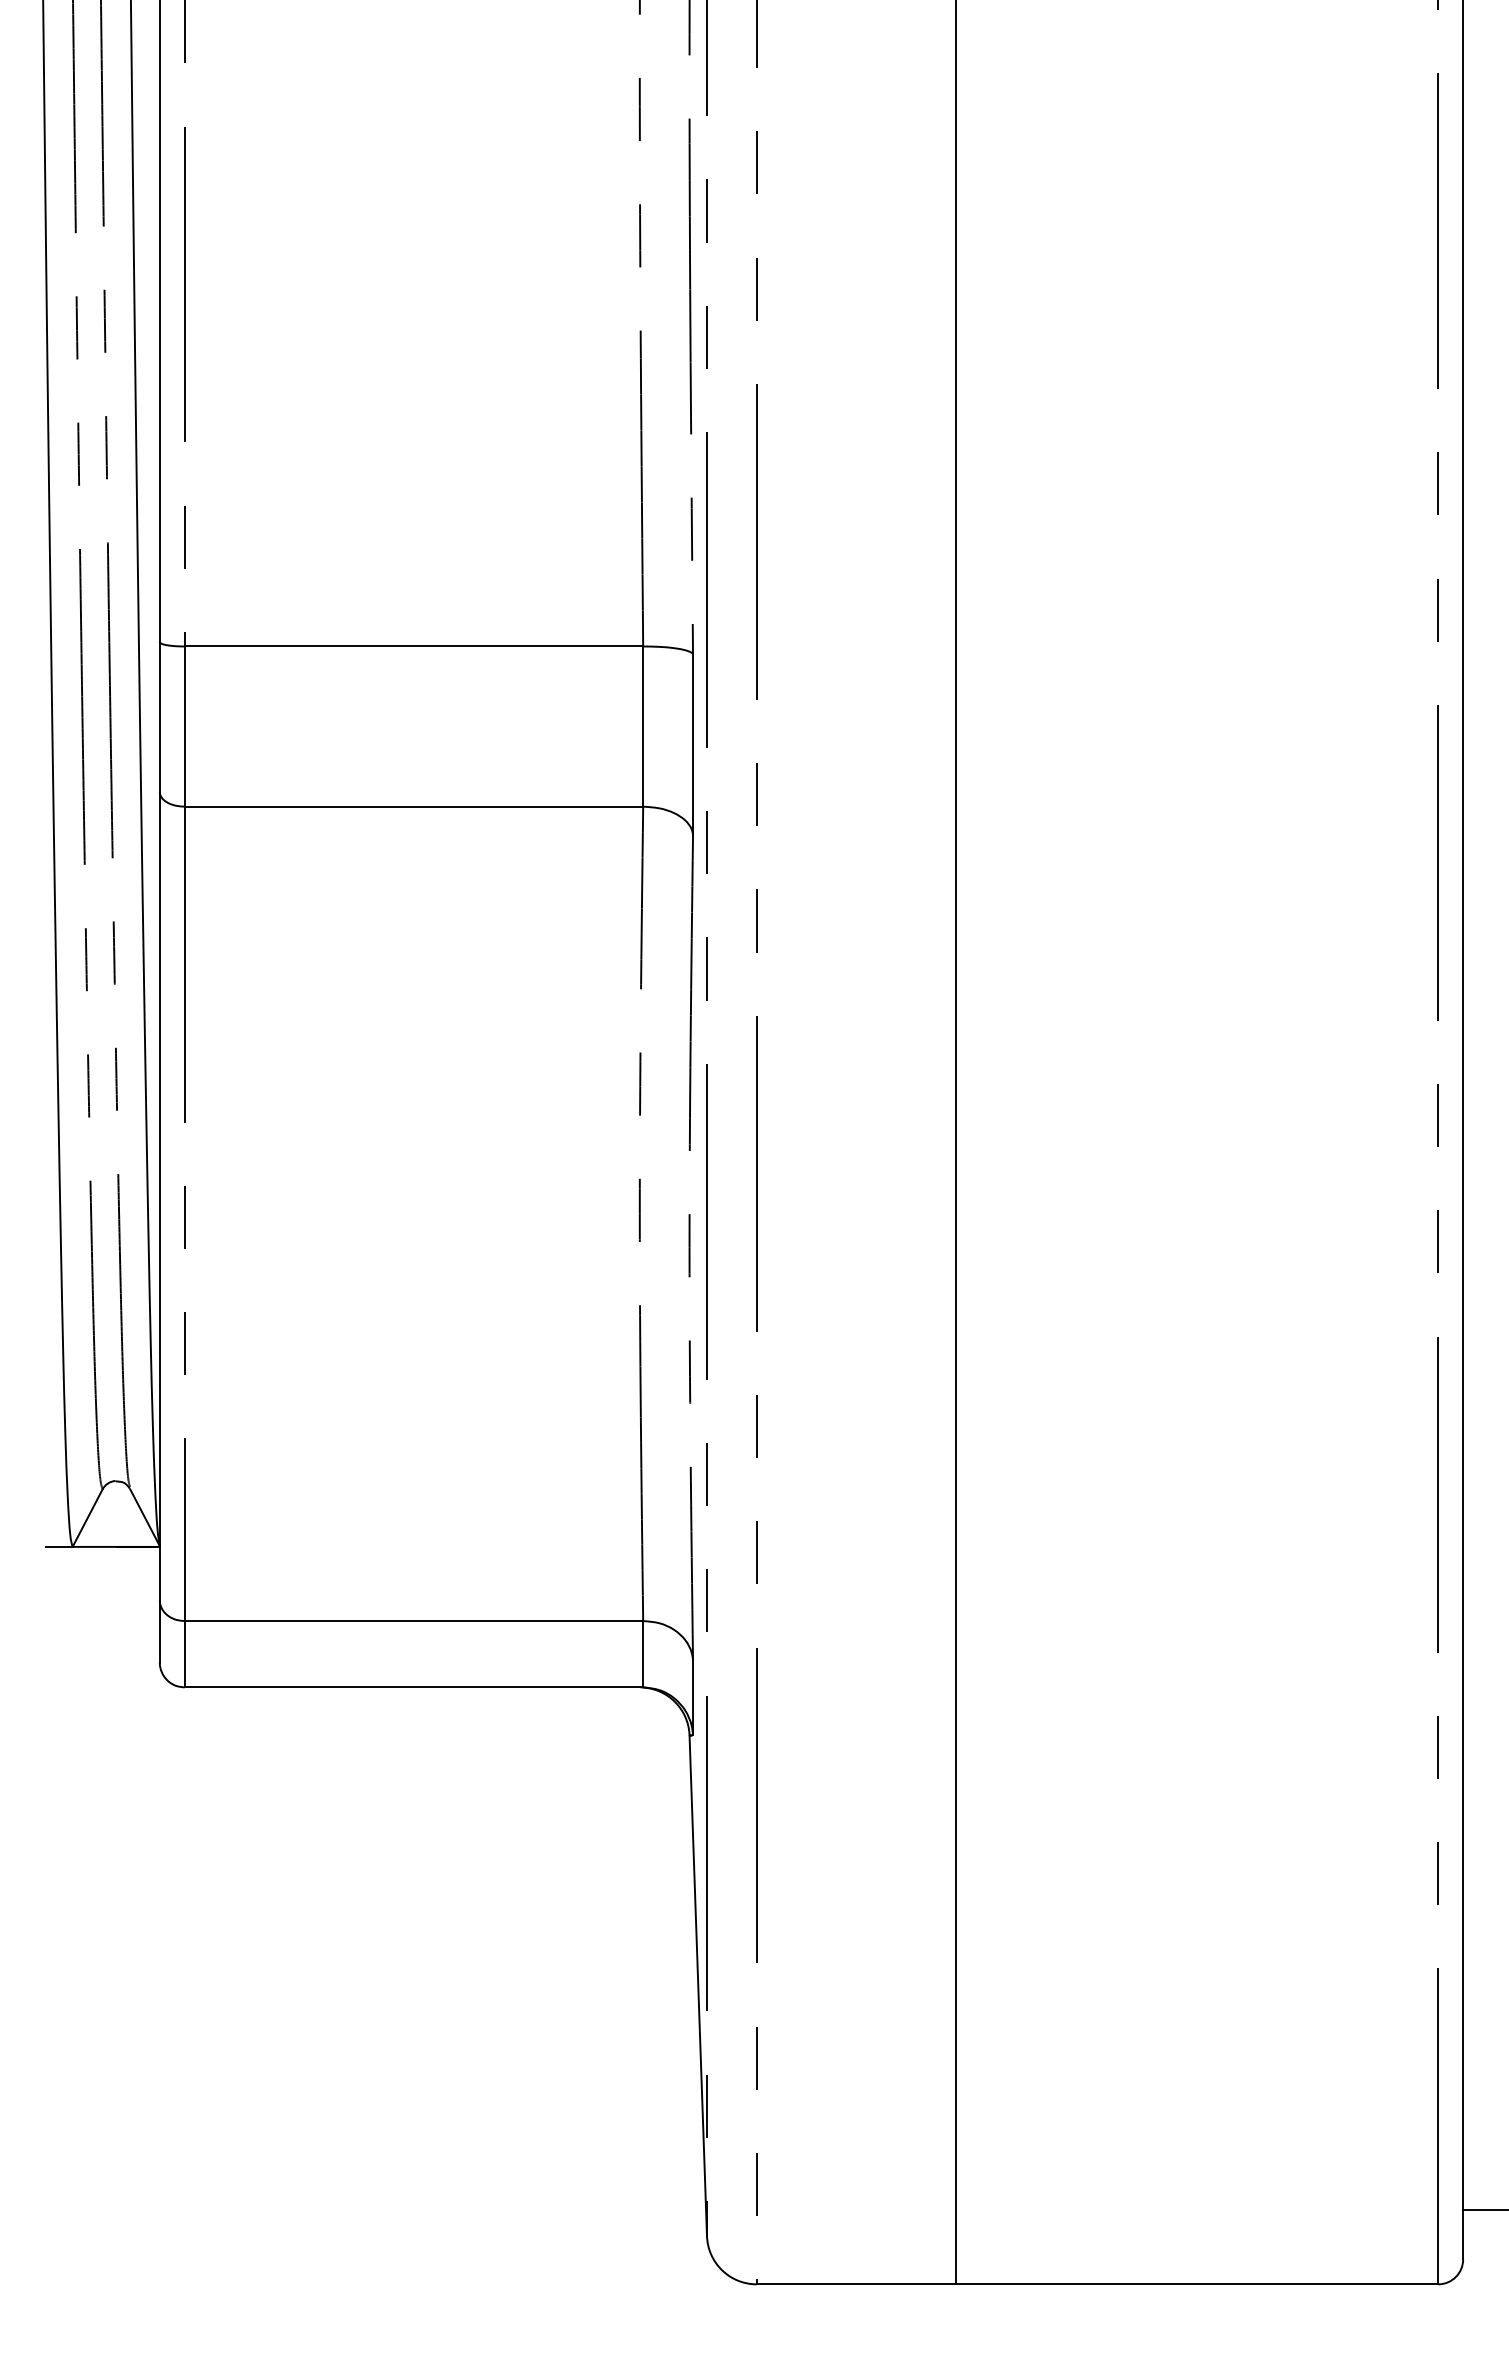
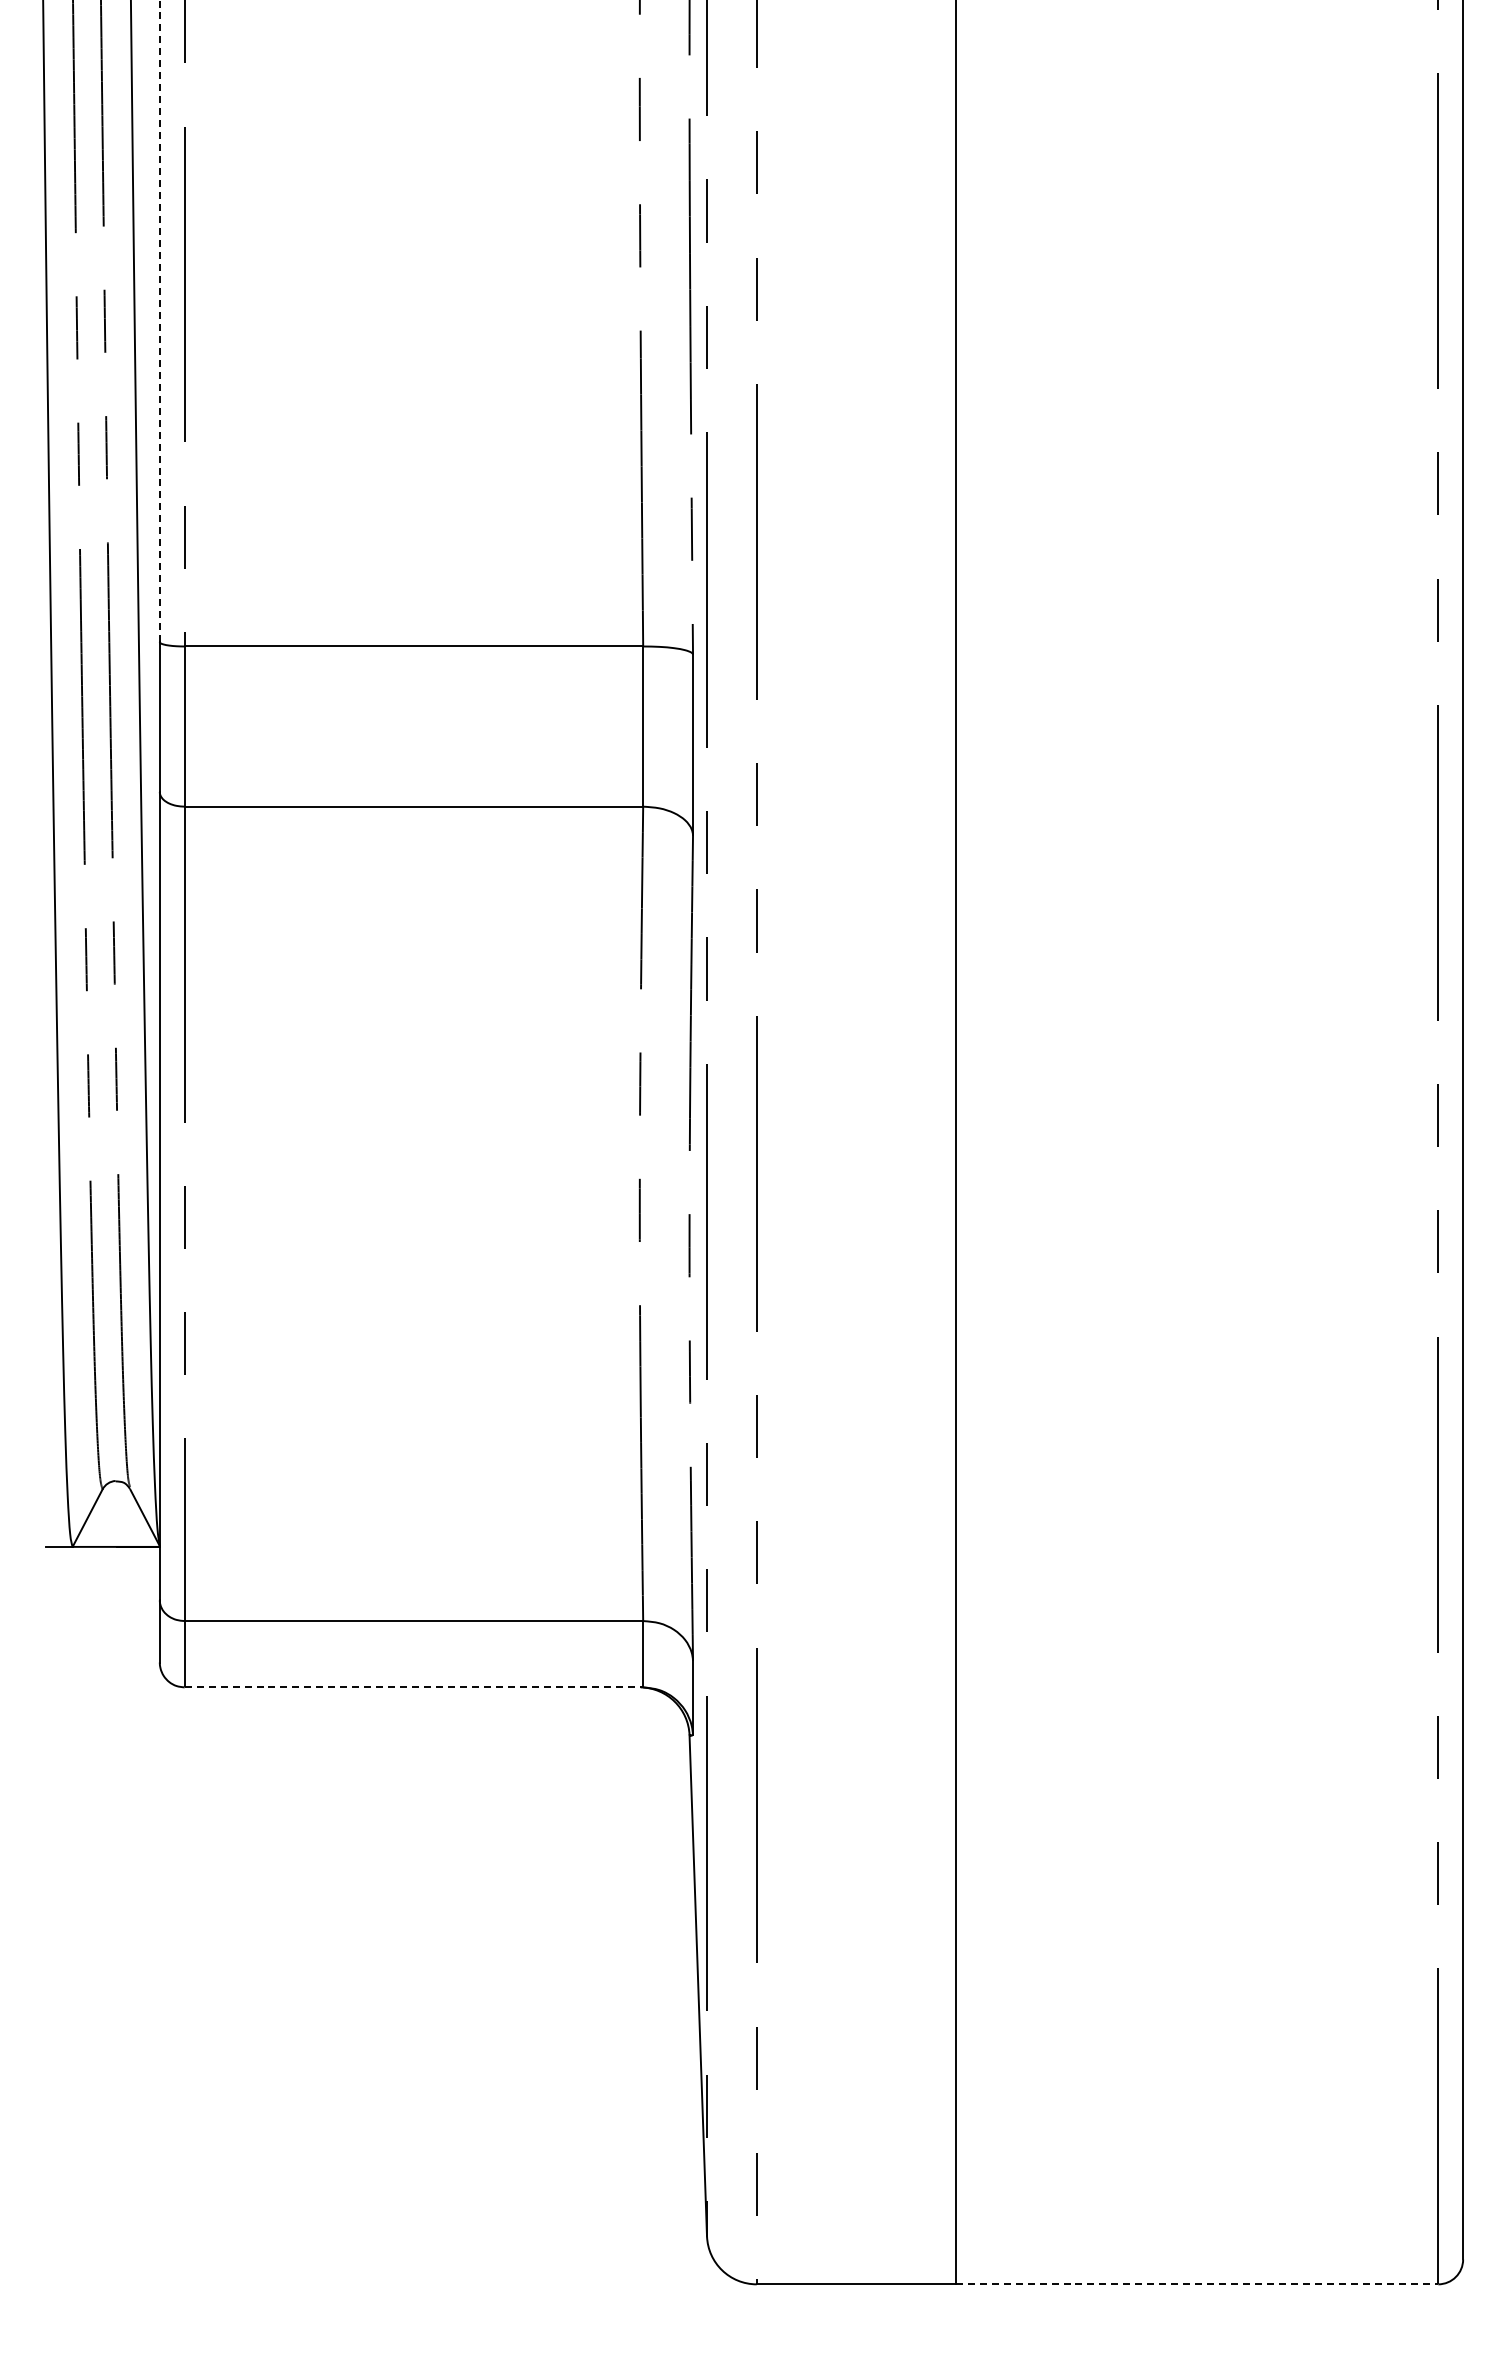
line: solid -> dashed (159, 321)
line: solid -> dashed (414, 1687)
line: present -> none (1484, 2209)
line: solid -> dashed (1197, 2284)
